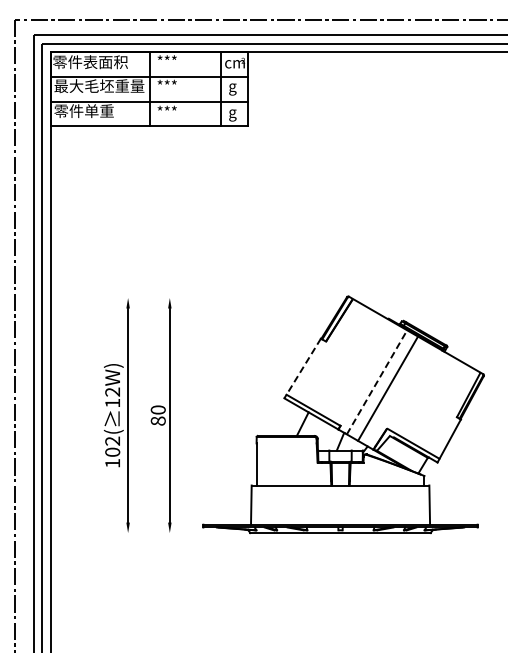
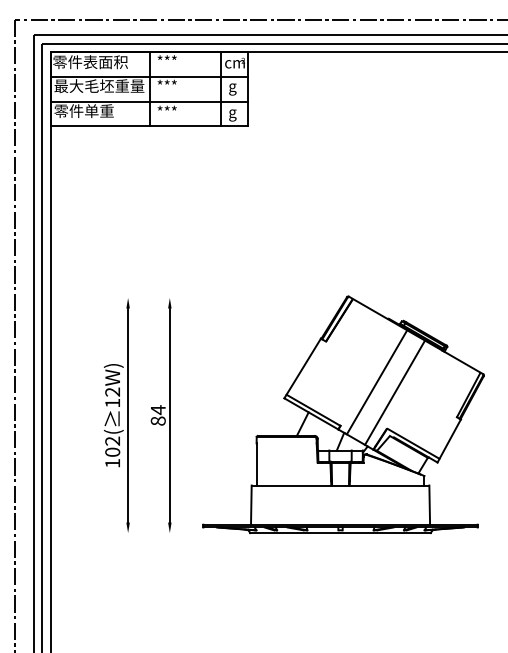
line: dashed -> solid (302, 368)
line: dashed -> solid (377, 381)
line position: (388, 388) -> (395, 392) (395, 392)
text: 80 -> 84 (157, 410)
